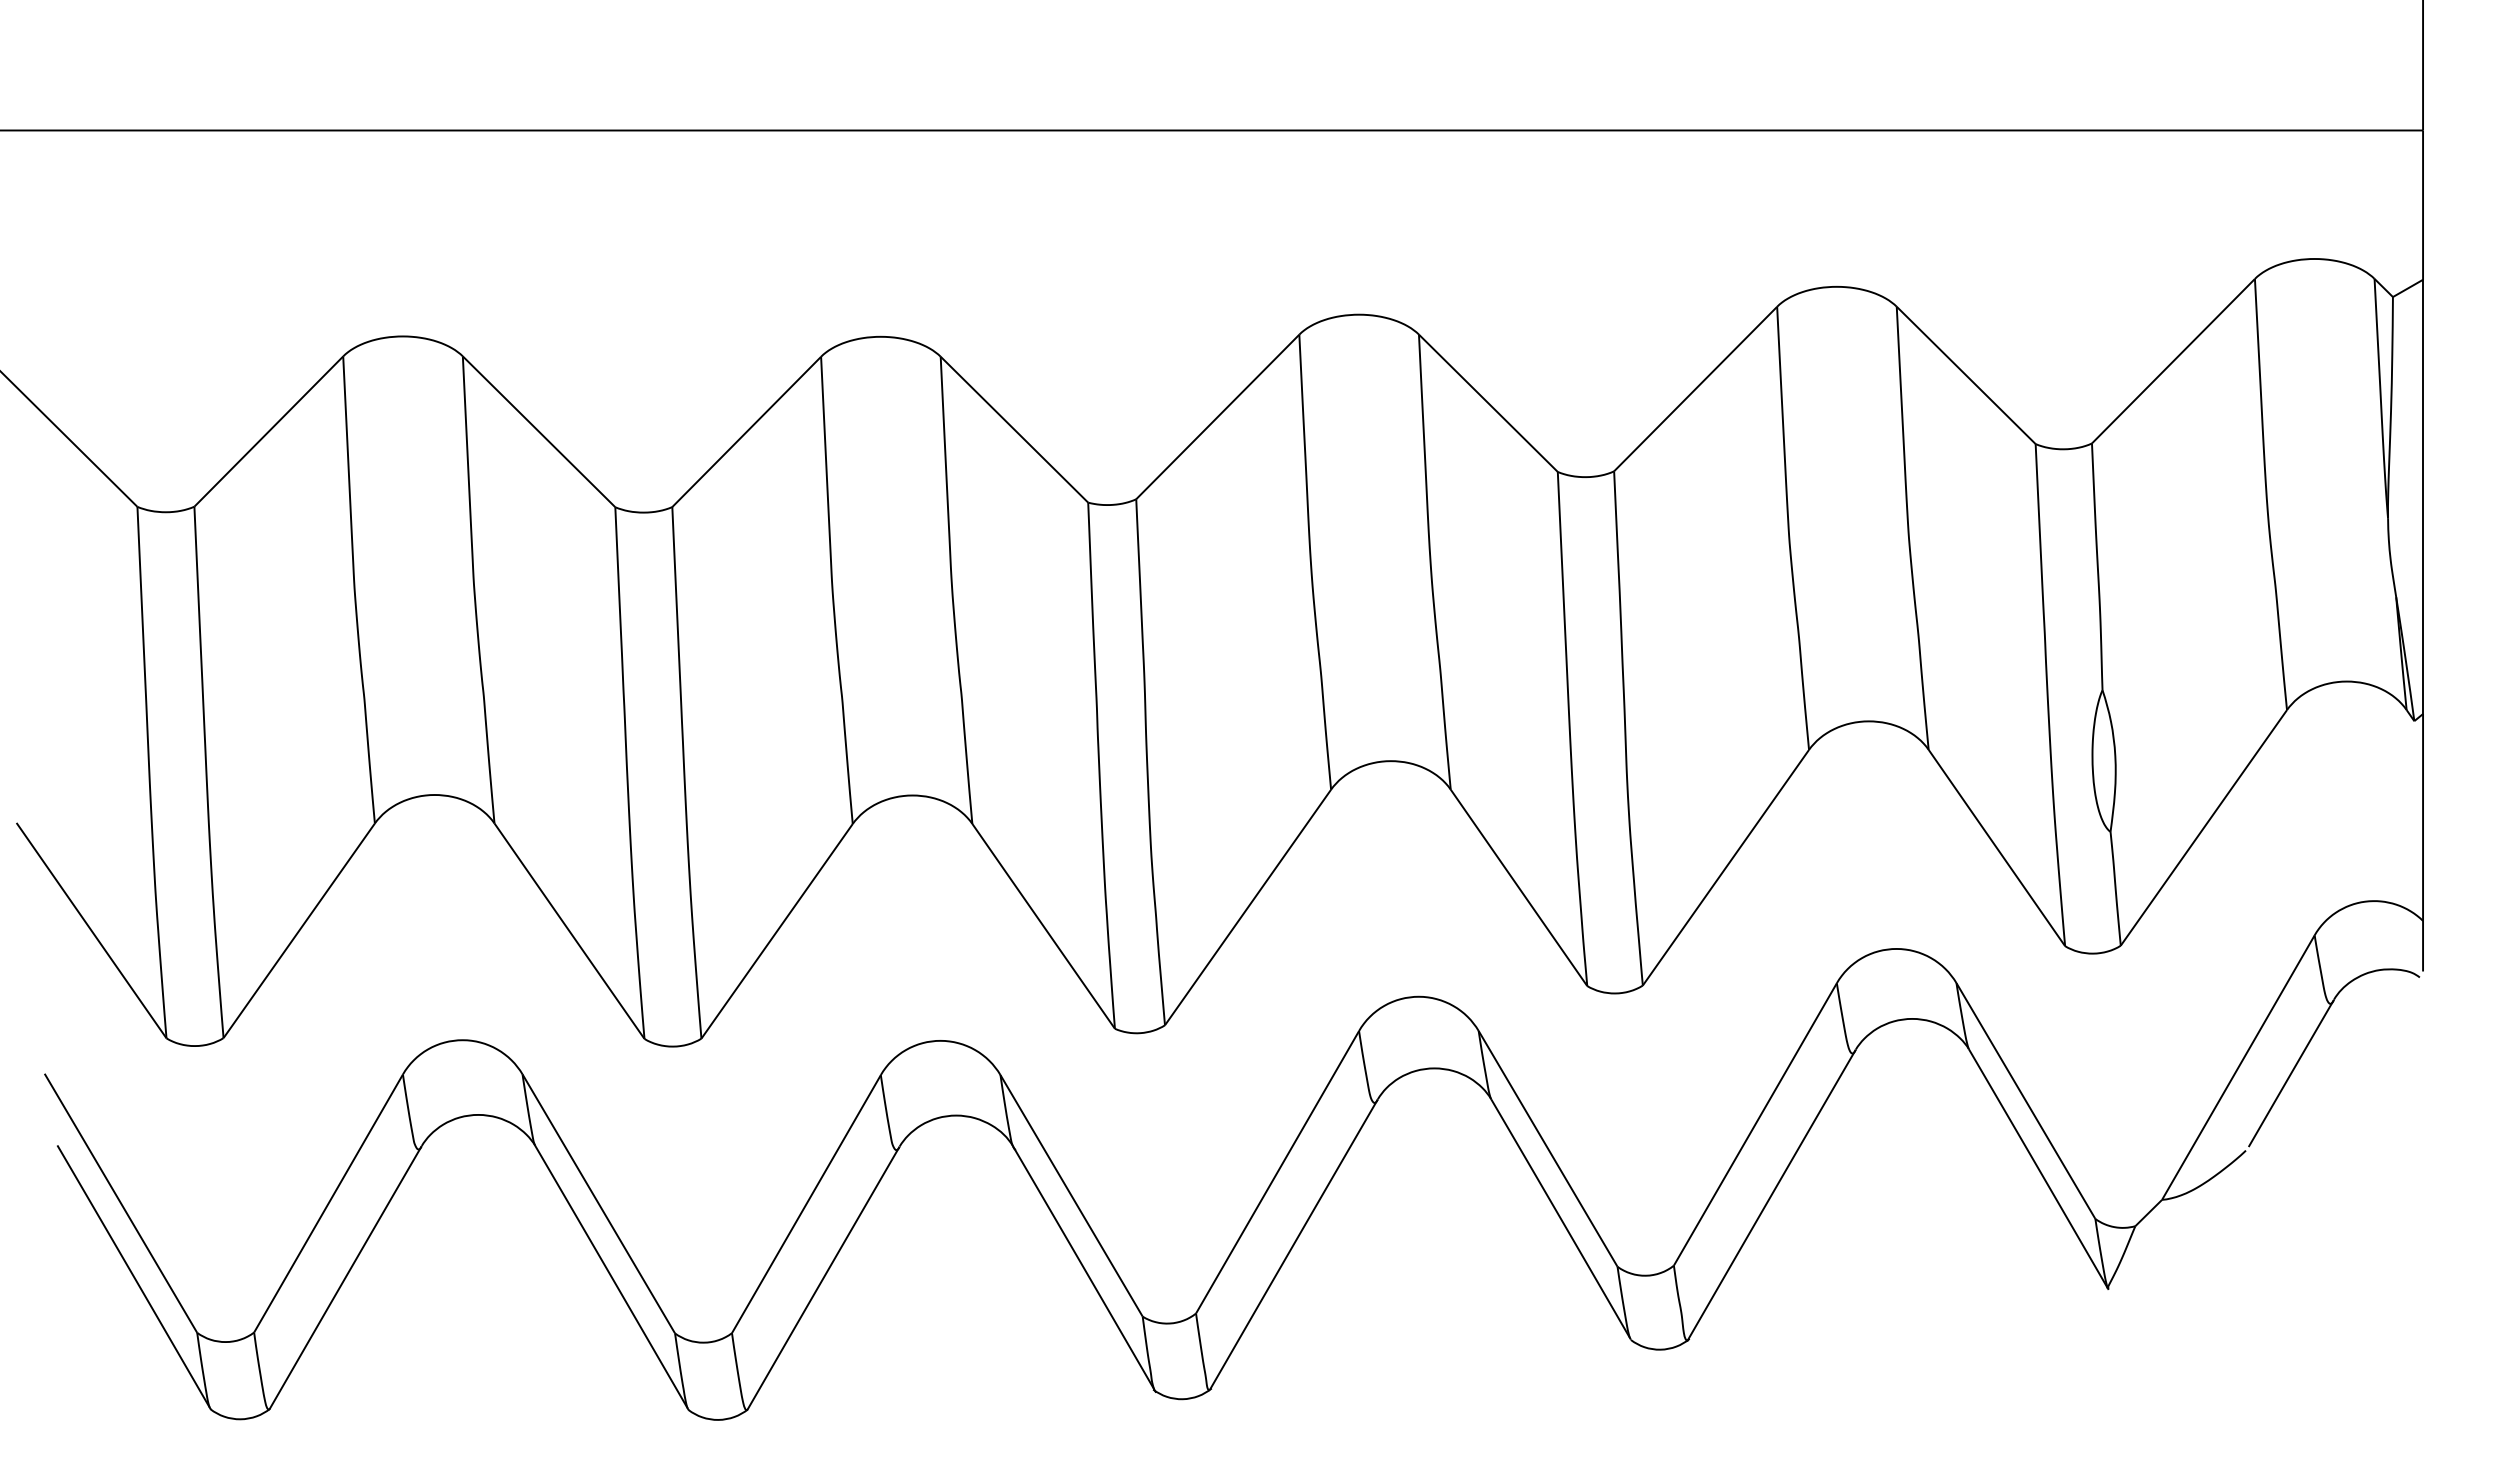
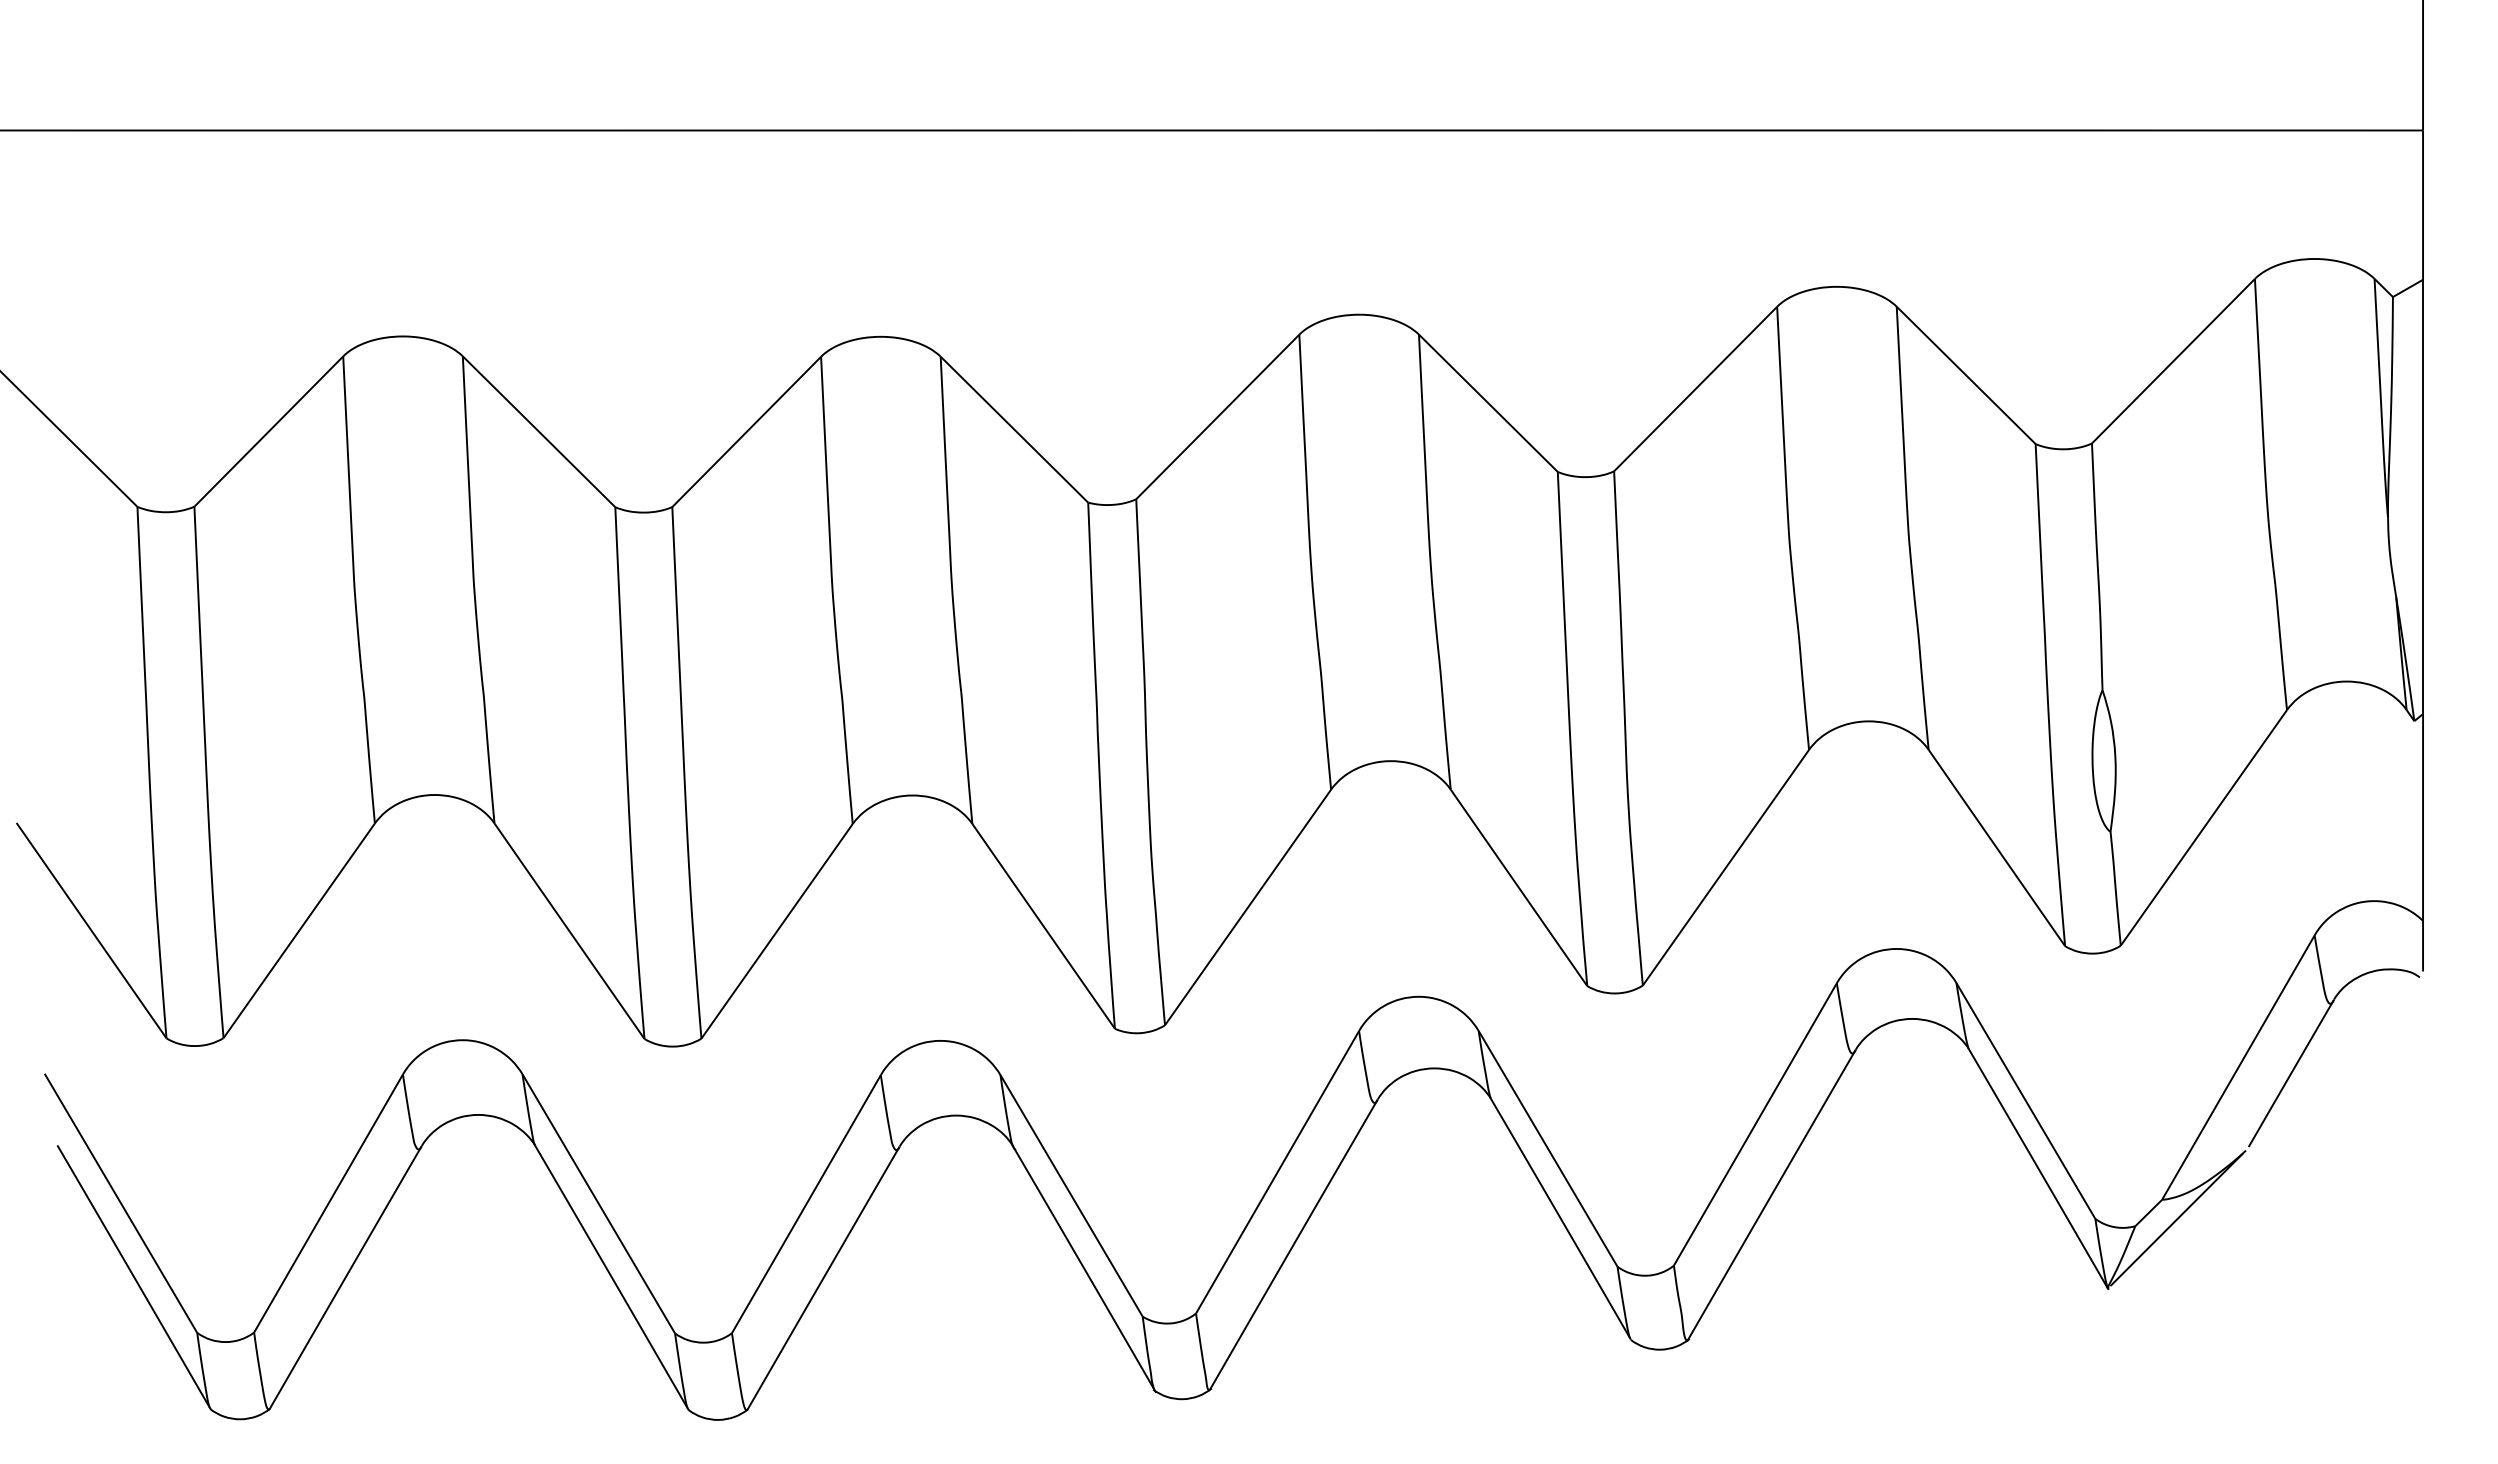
line: none -> present (2176, 1219)
